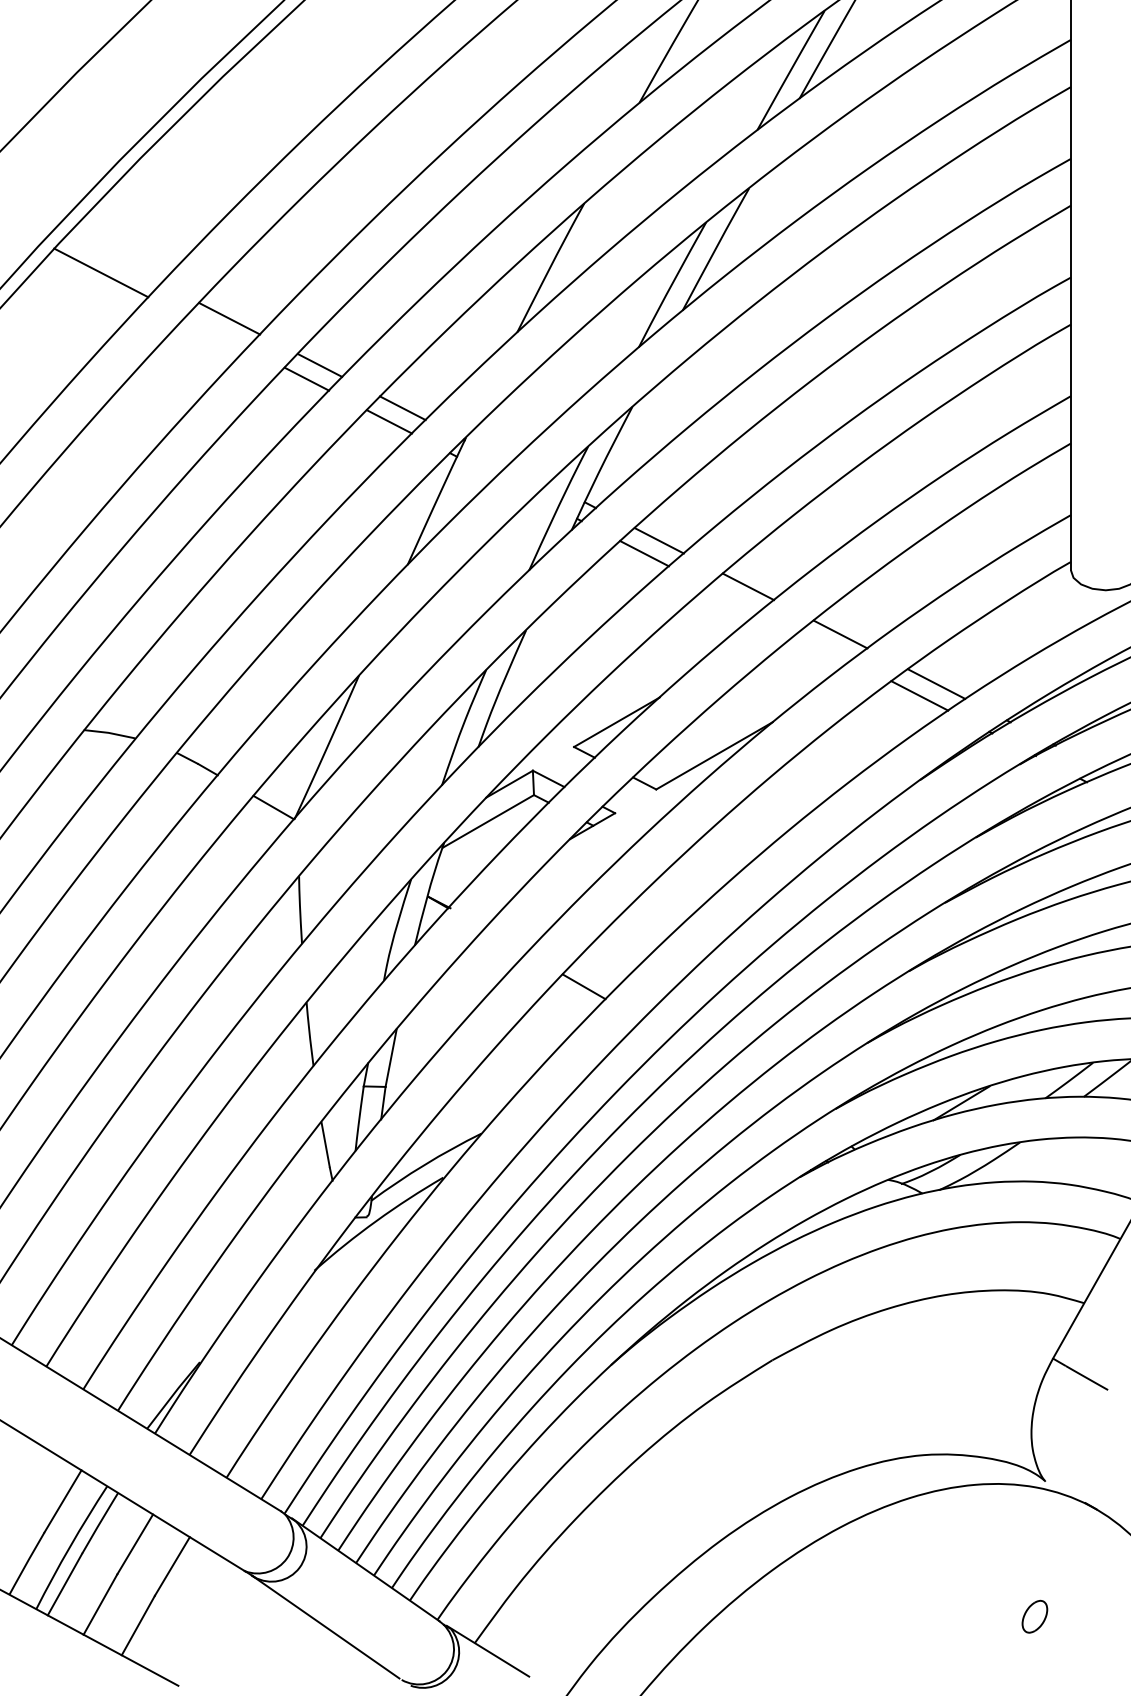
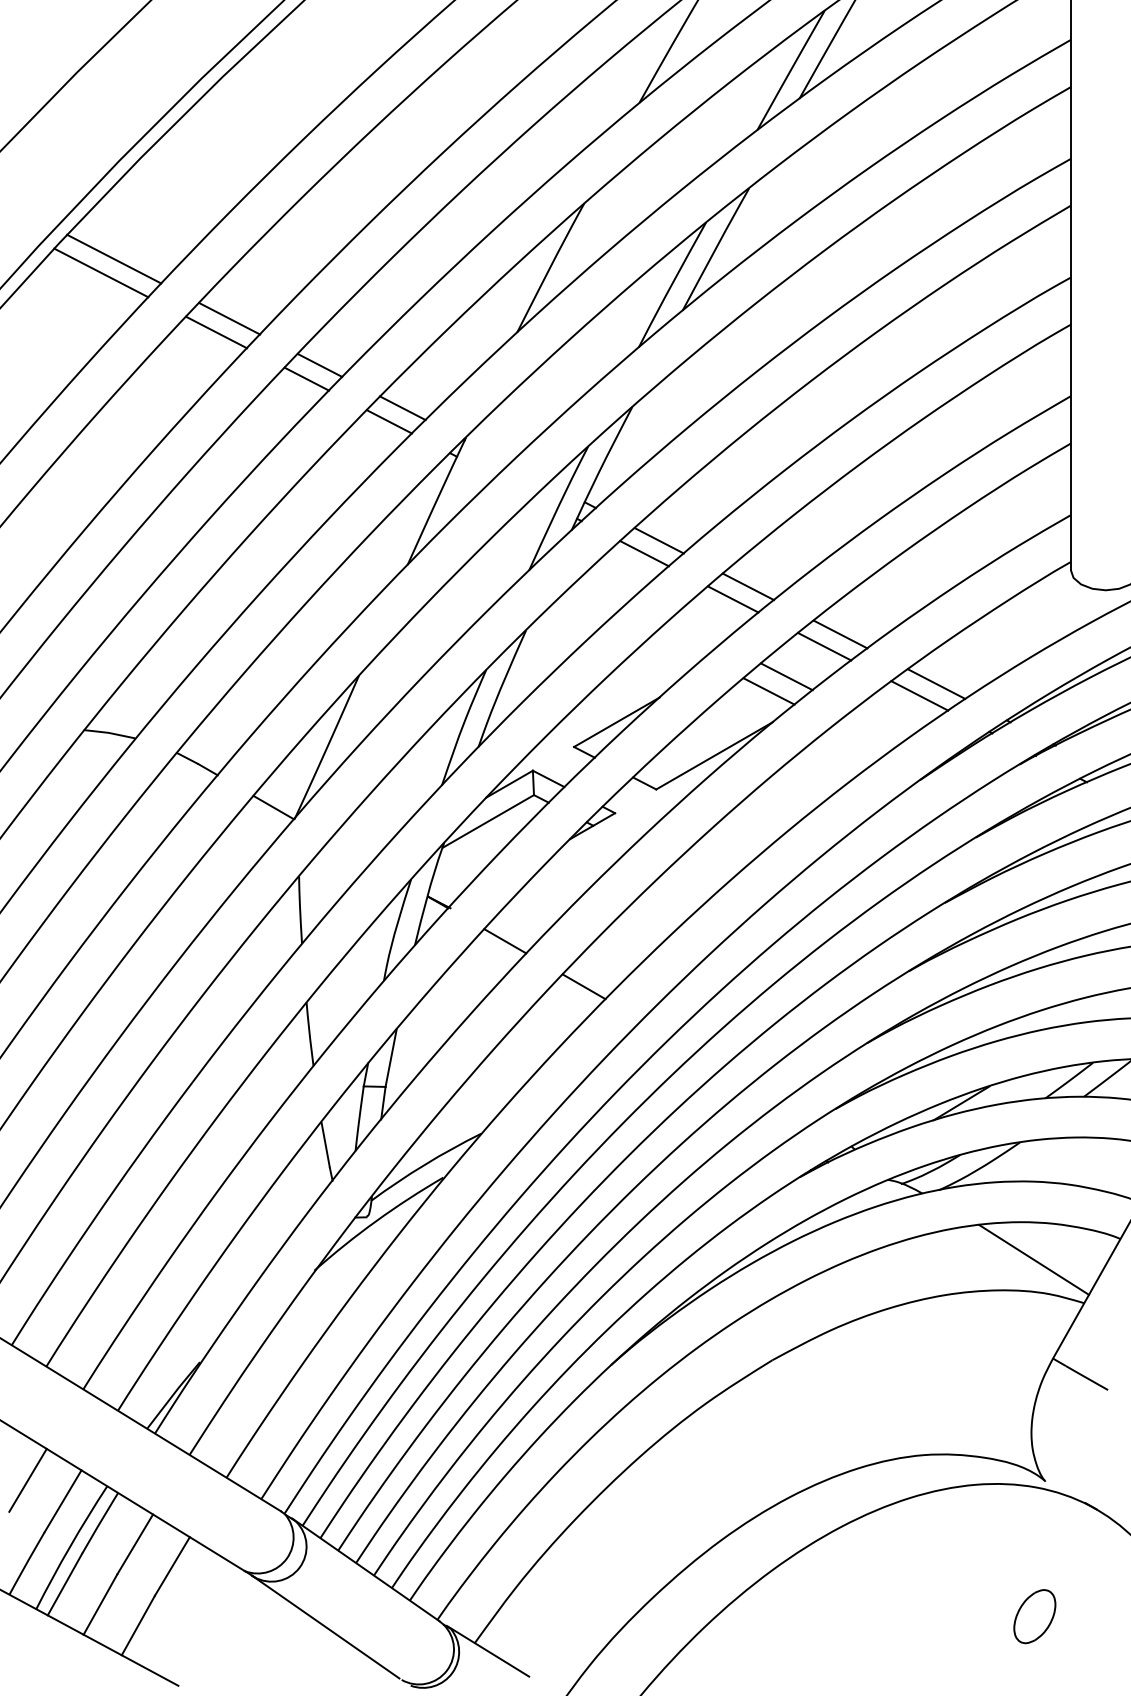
line: none -> present (114, 258)
line: none -> present (216, 332)
line: none -> present (733, 599)
line: none -> present (824, 646)
line: none -> present (786, 676)
line: none -> present (768, 691)
line: none -> present (505, 941)
line: none -> present (1034, 1259)
line: none -> present (27, 1479)
part size: 28x35 px -> 44x56 px (1034, 1616)
